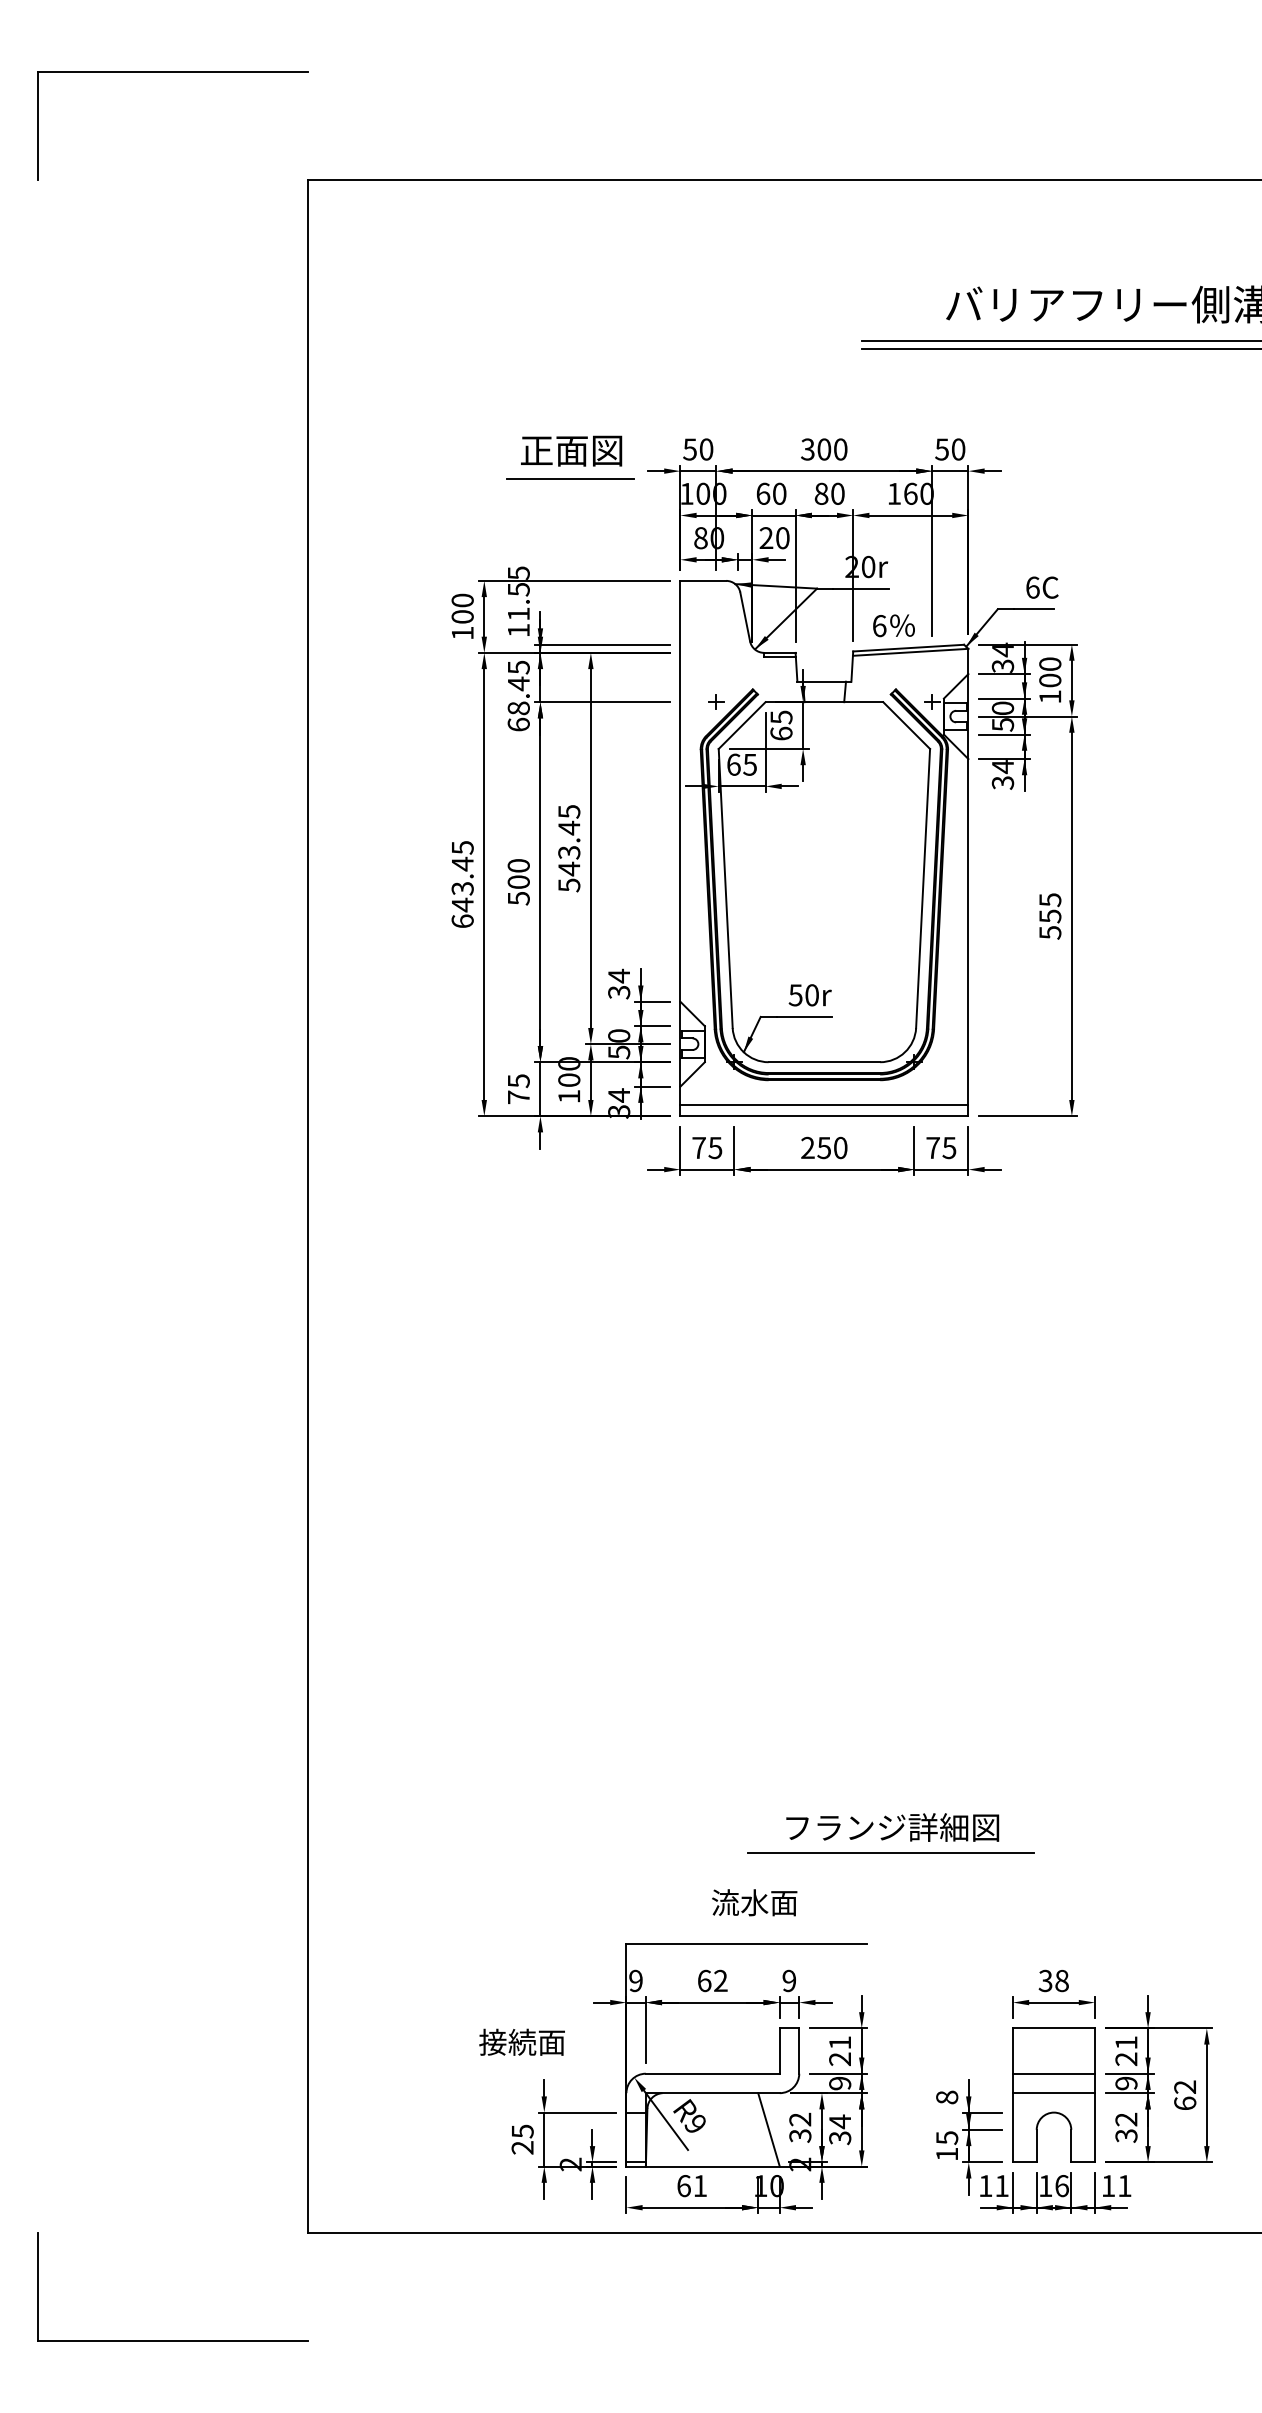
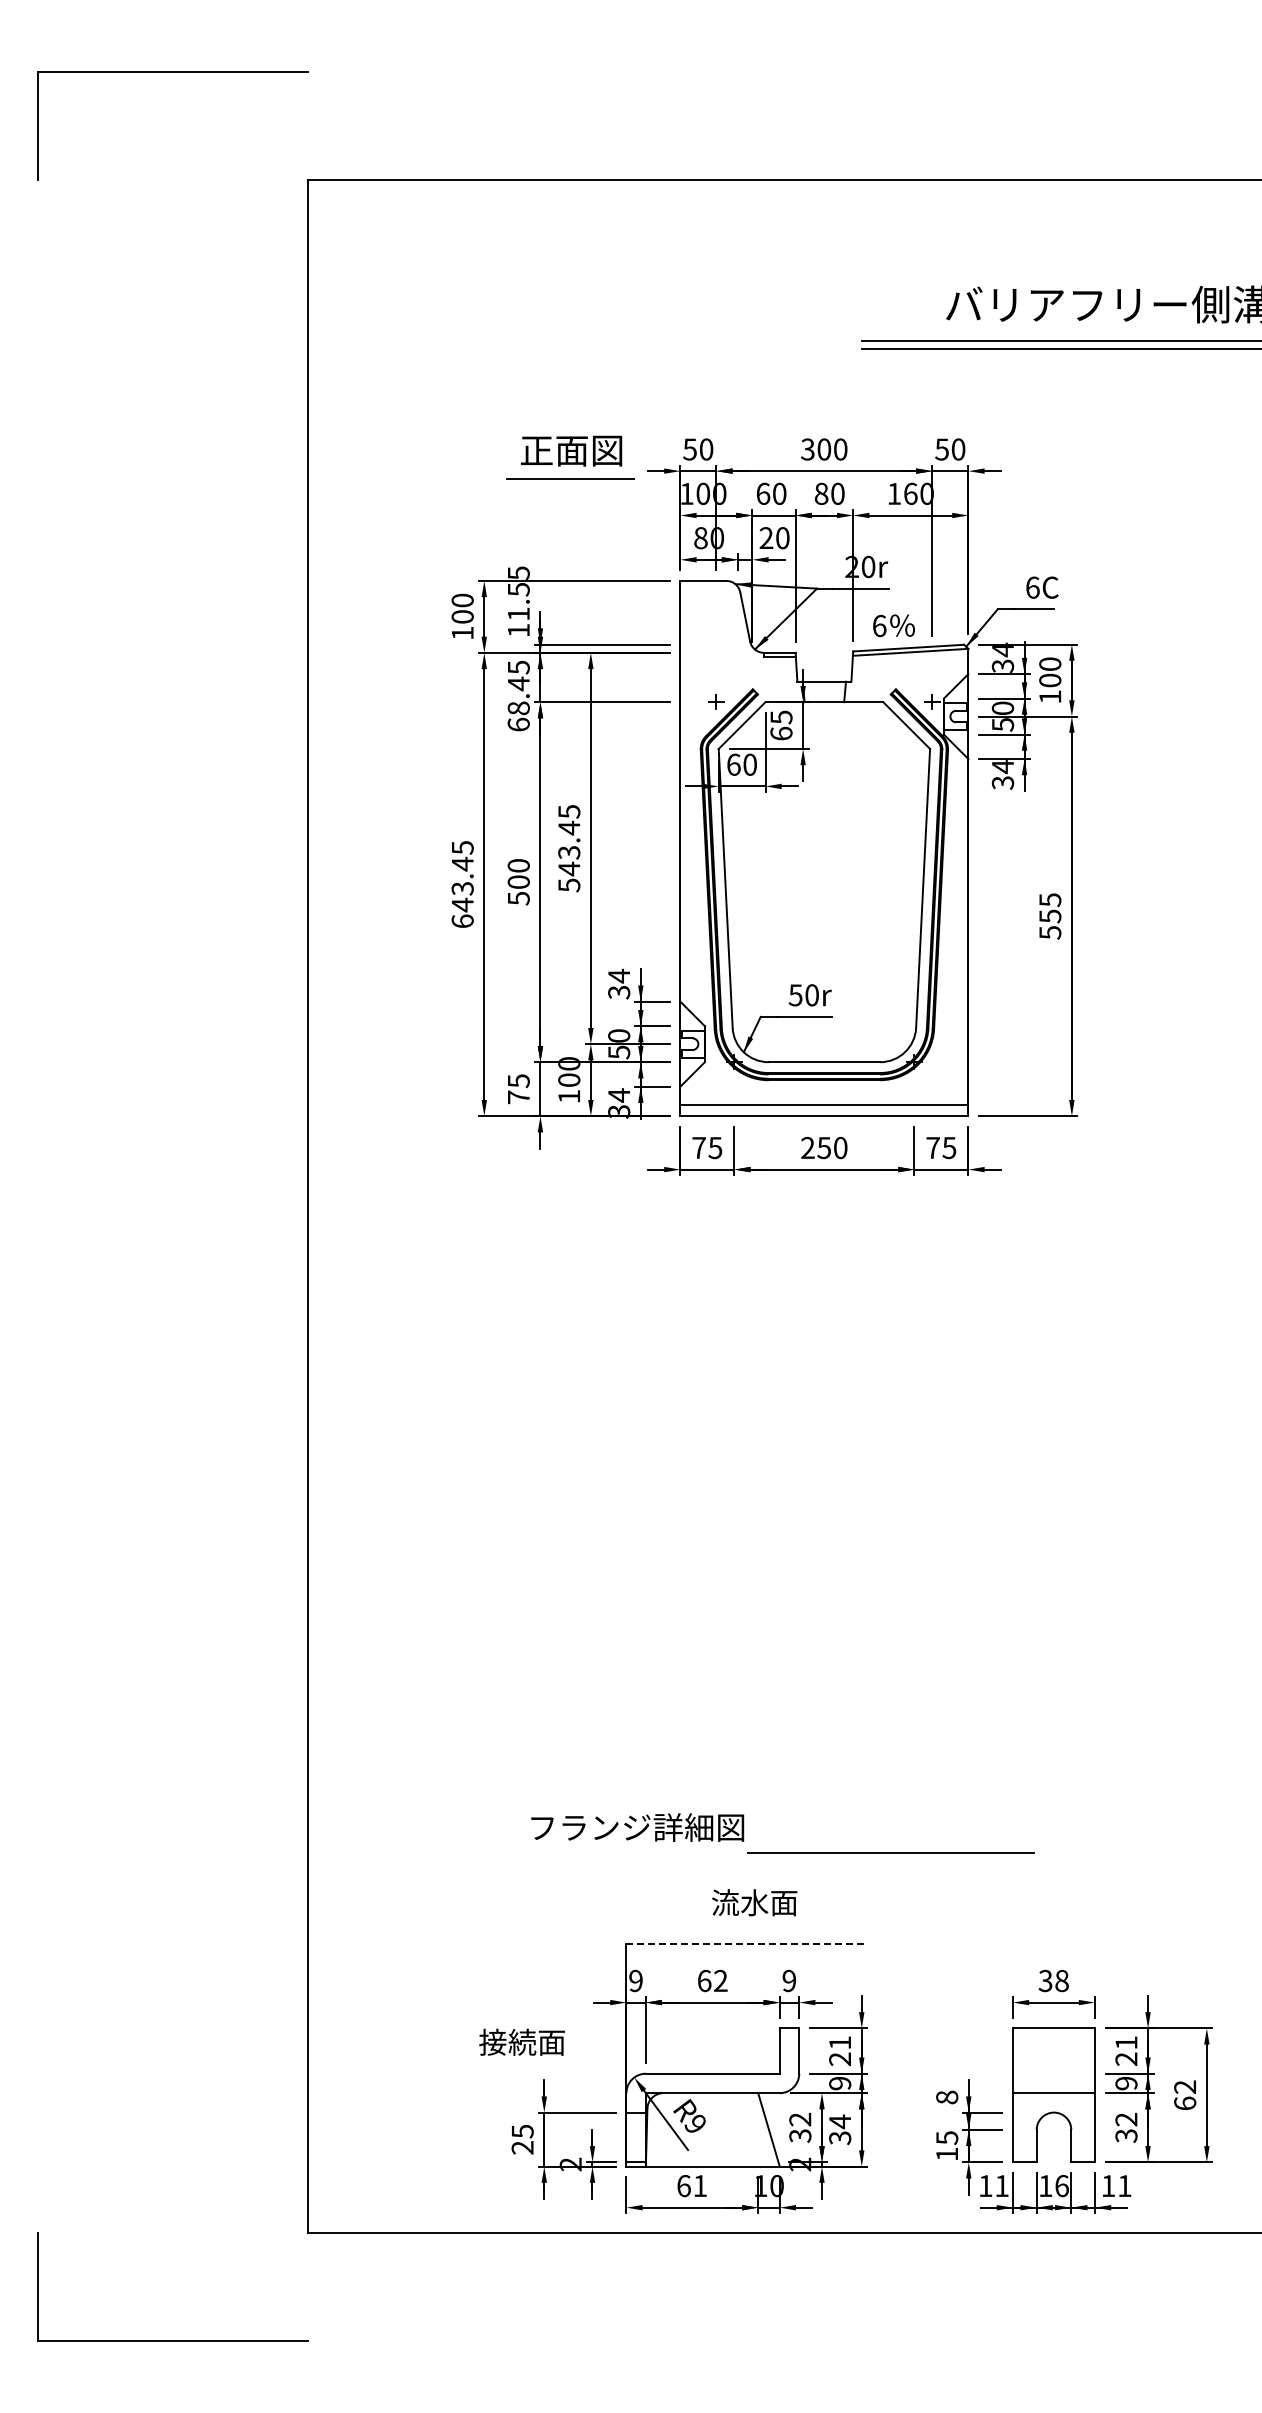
text: 65 -> 60 (749, 764)
text position: (892, 1827) -> (637, 1827) (637, 1827)
line: solid -> dashed (747, 1944)
line: present -> none (1053, 2073)
